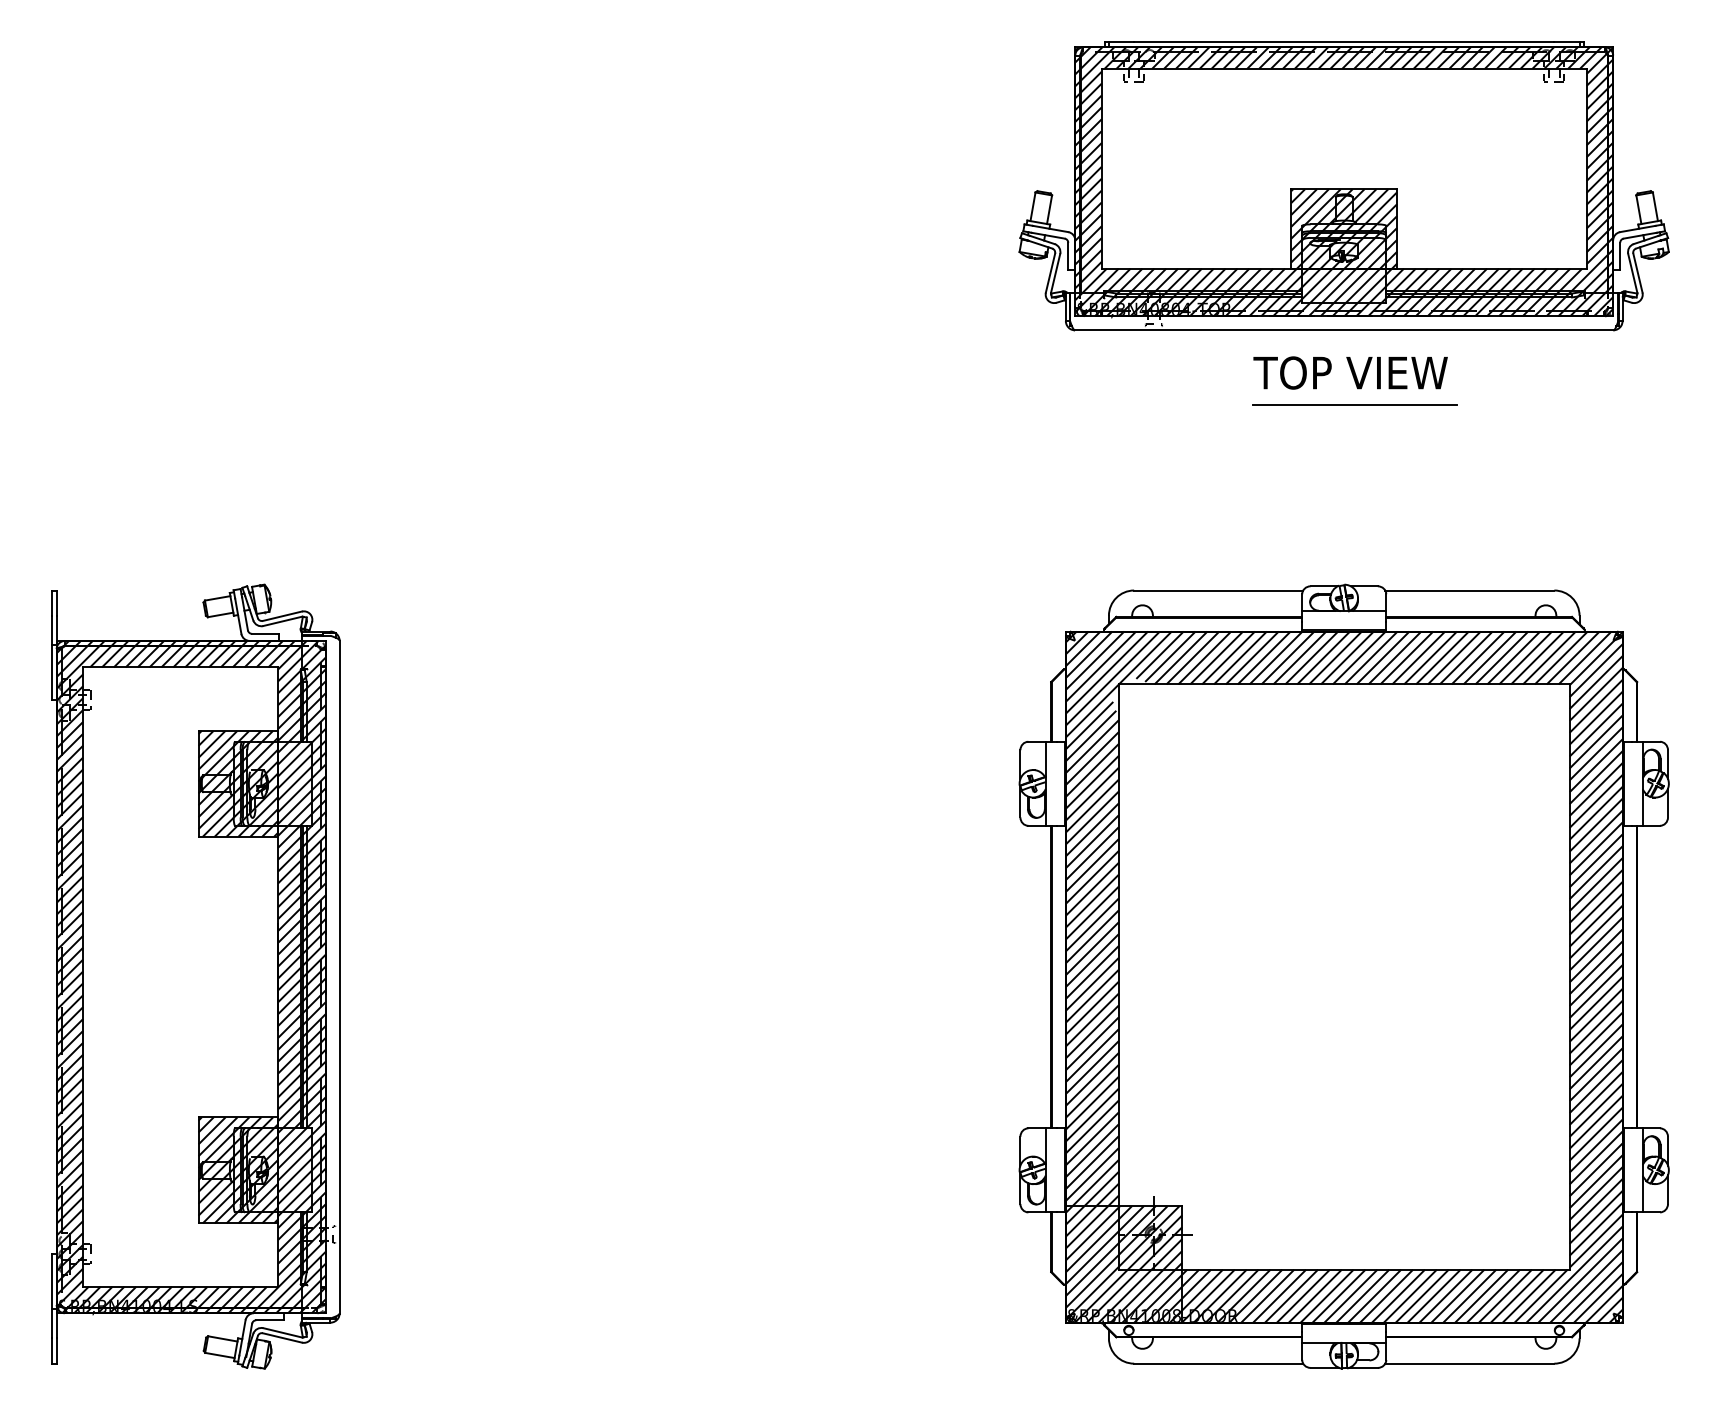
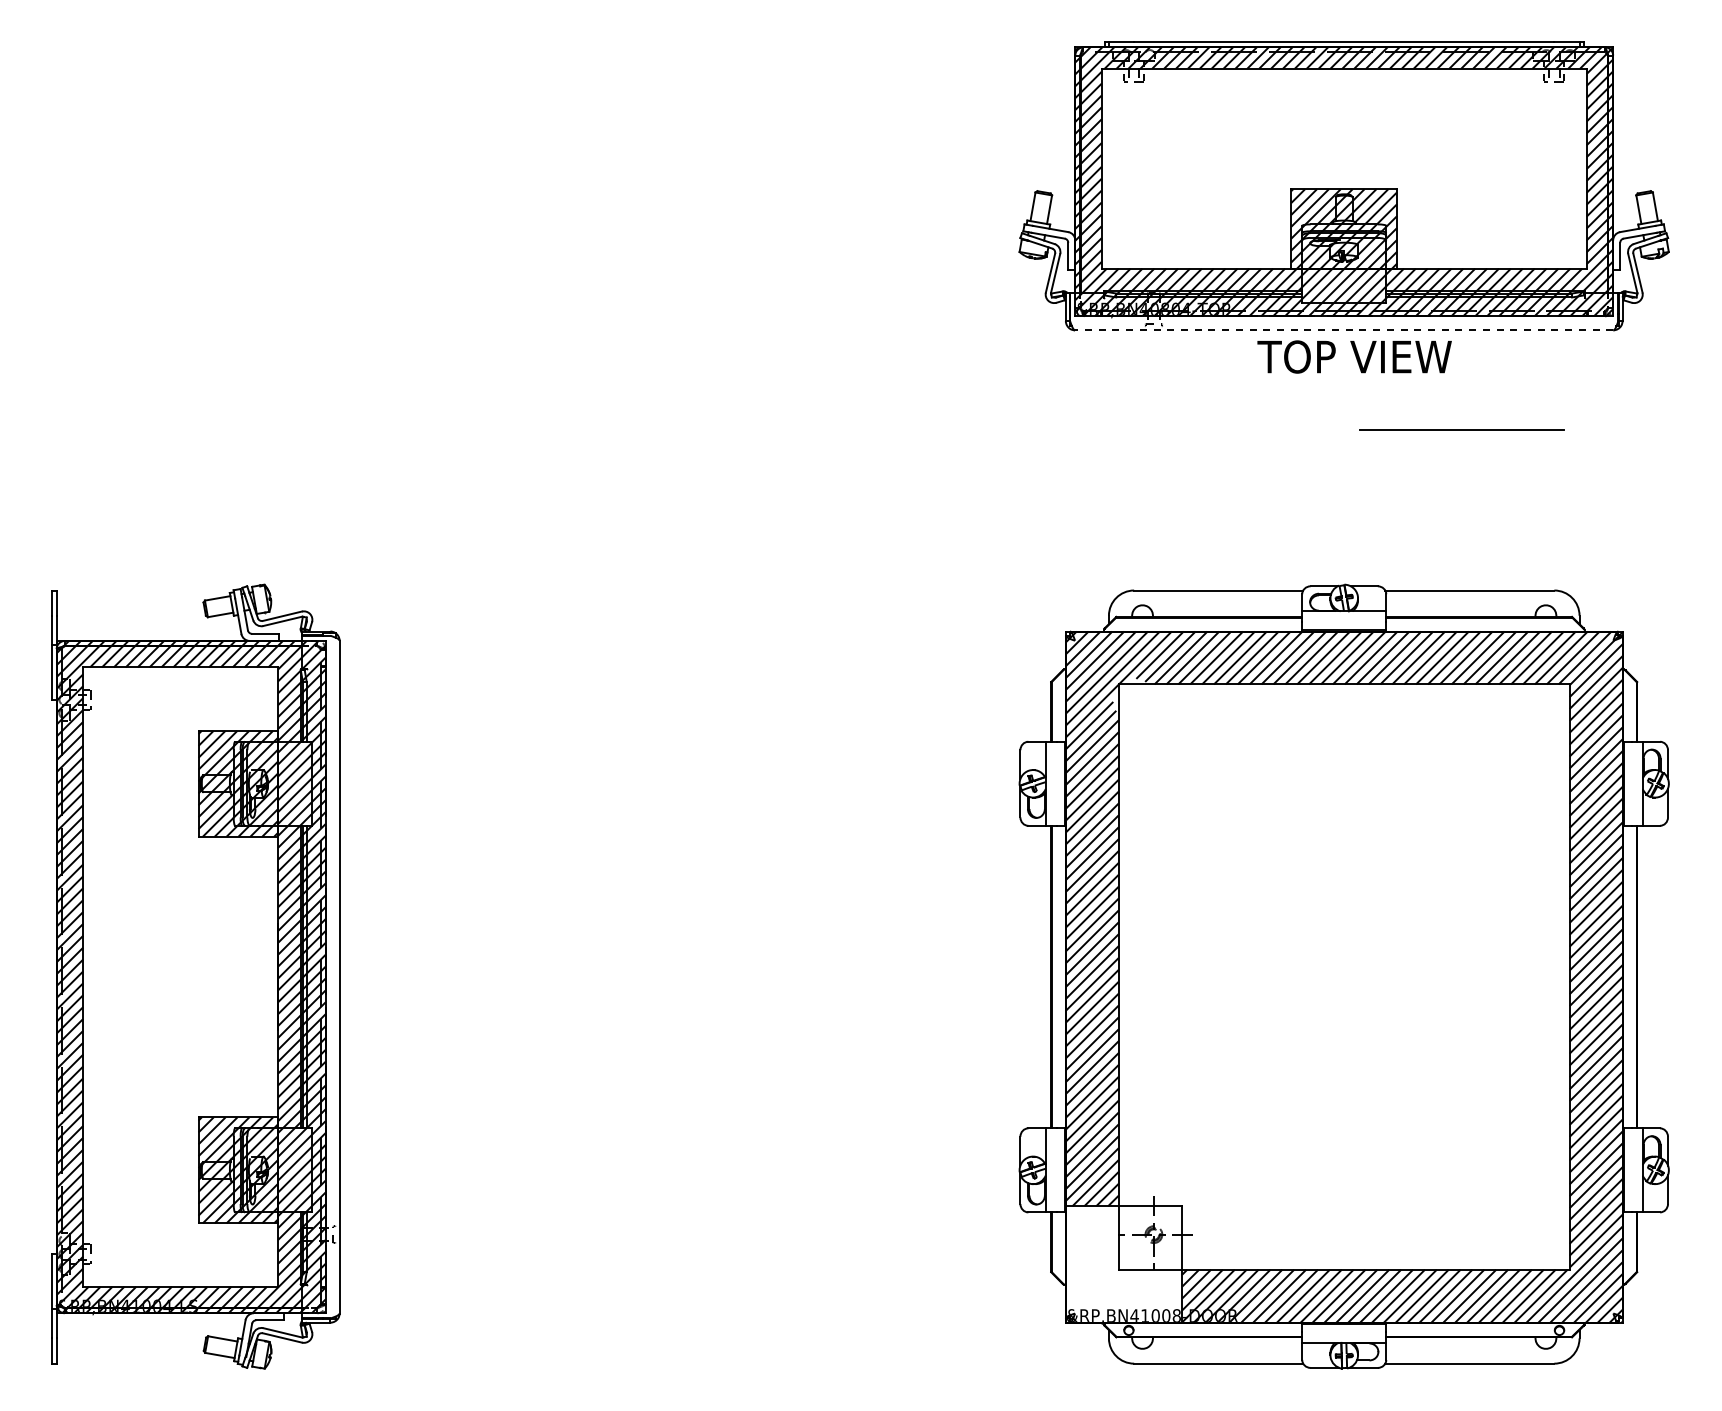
line: solid -> dashed (1343, 330)
text position: (1350, 372) -> (1354, 356) (1354, 356)
line position: (1354, 404) -> (1461, 429) (1461, 429)
hatch: present -> none (1123, 1264)
